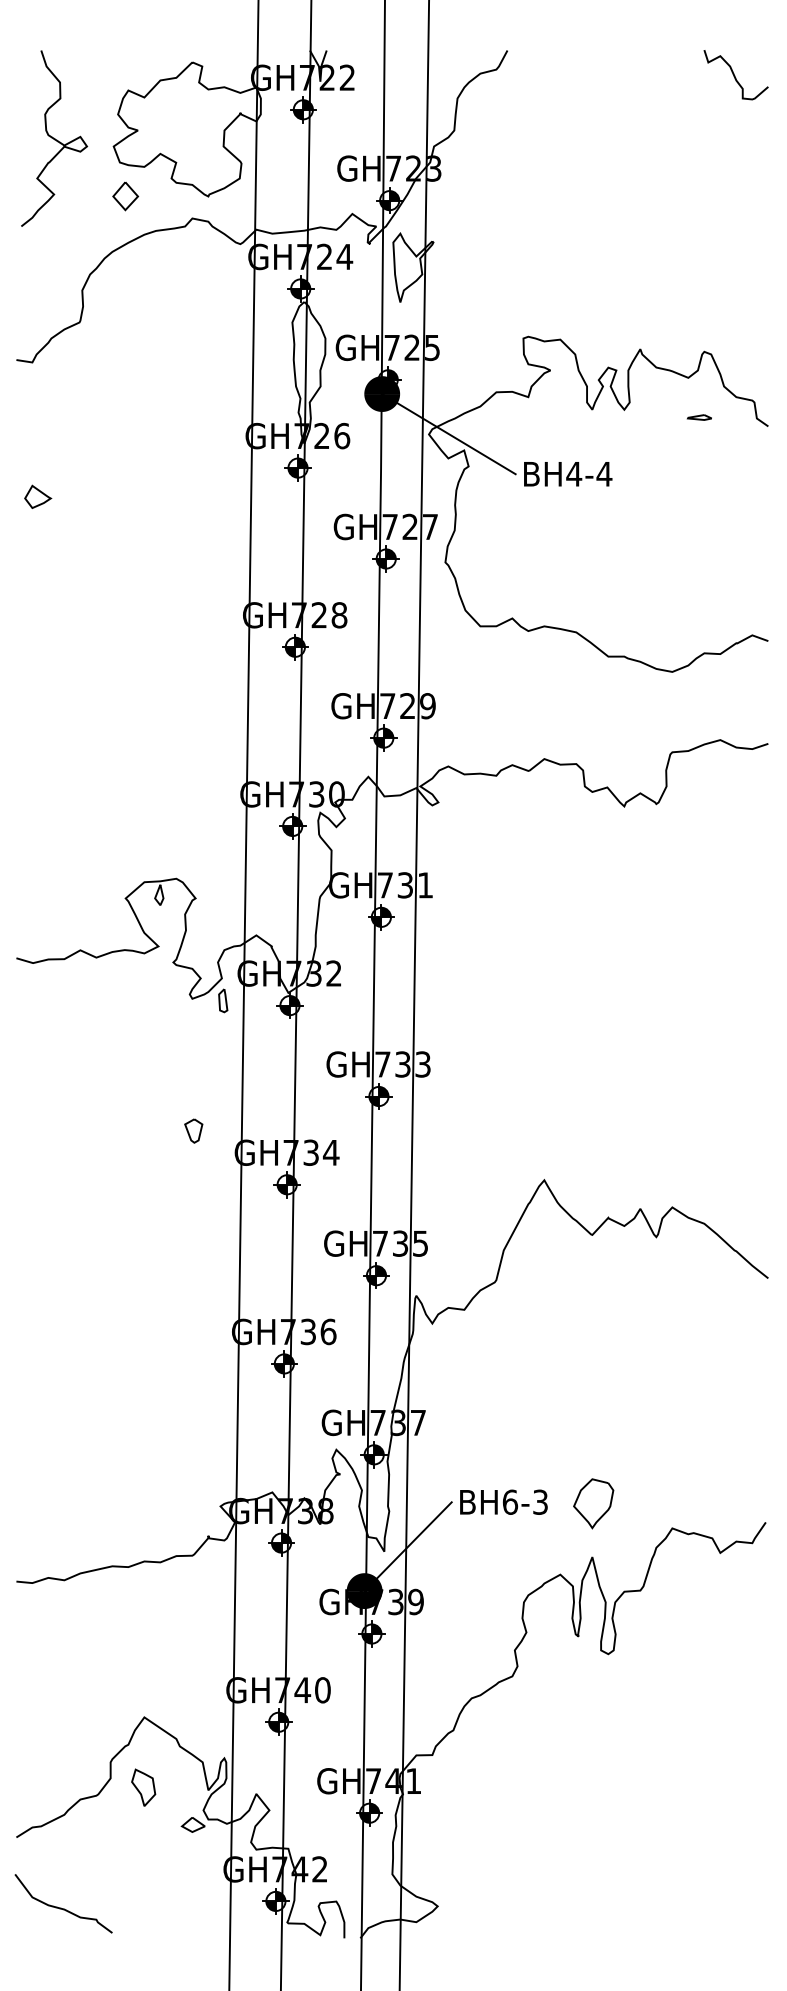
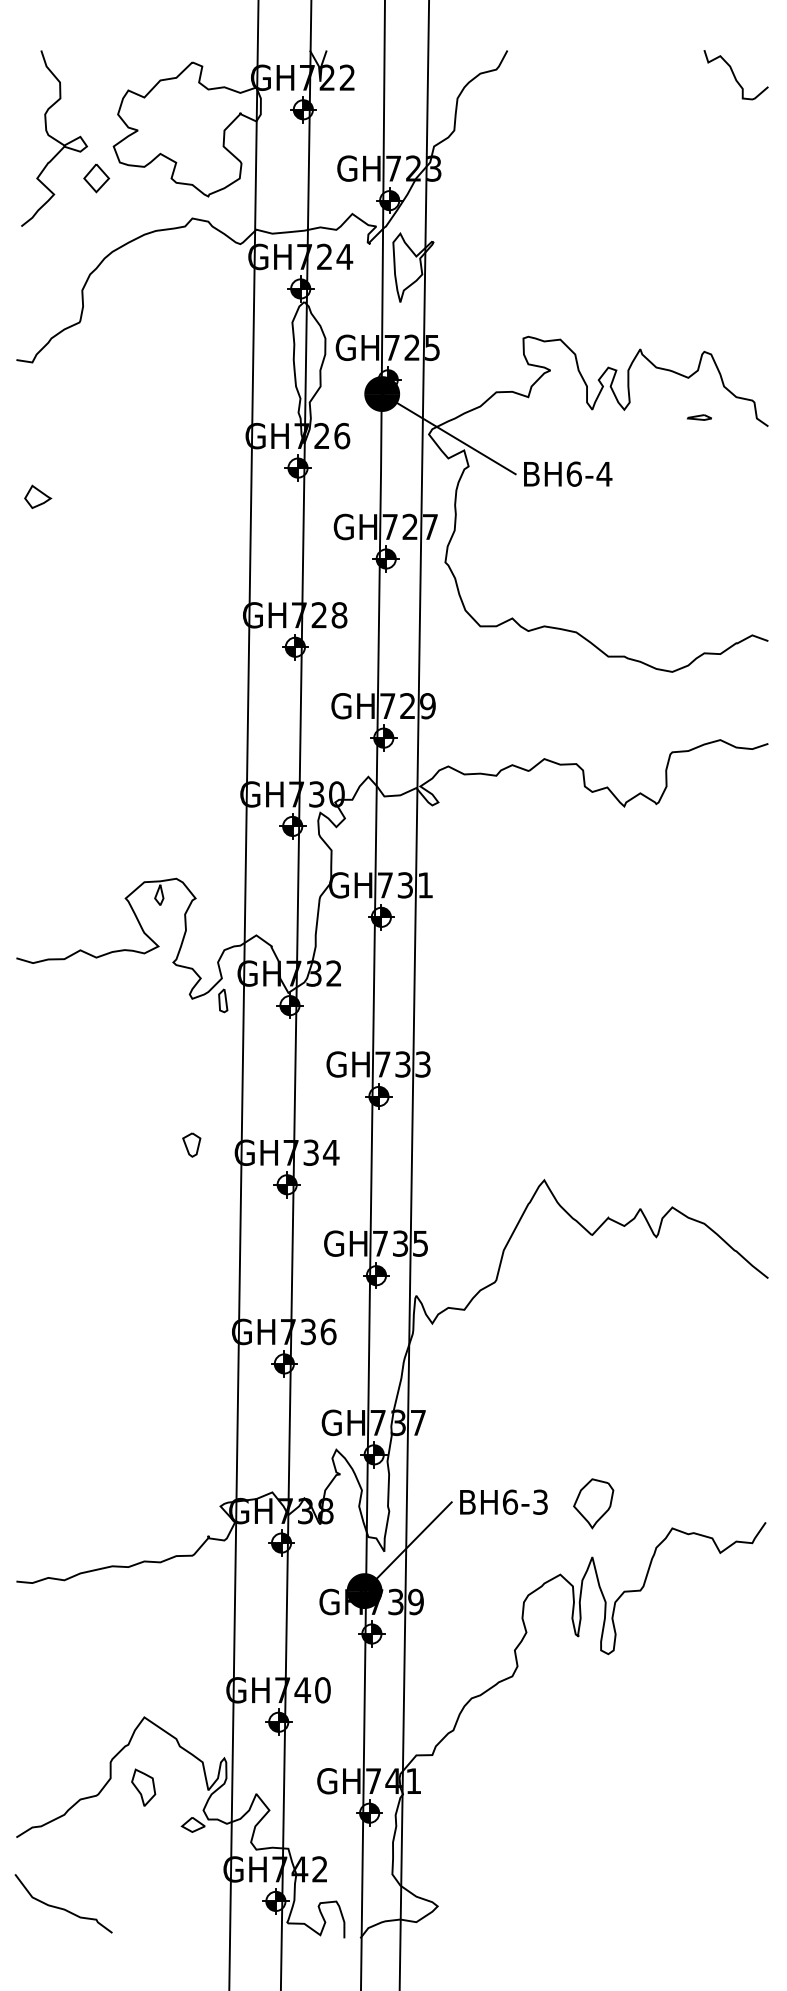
part position: (125, 196) -> (96, 178) (96, 178)
text: BH4-4 -> BH6-4 (574, 473)
part position: (193, 1130) -> (191, 1144) (191, 1144)
